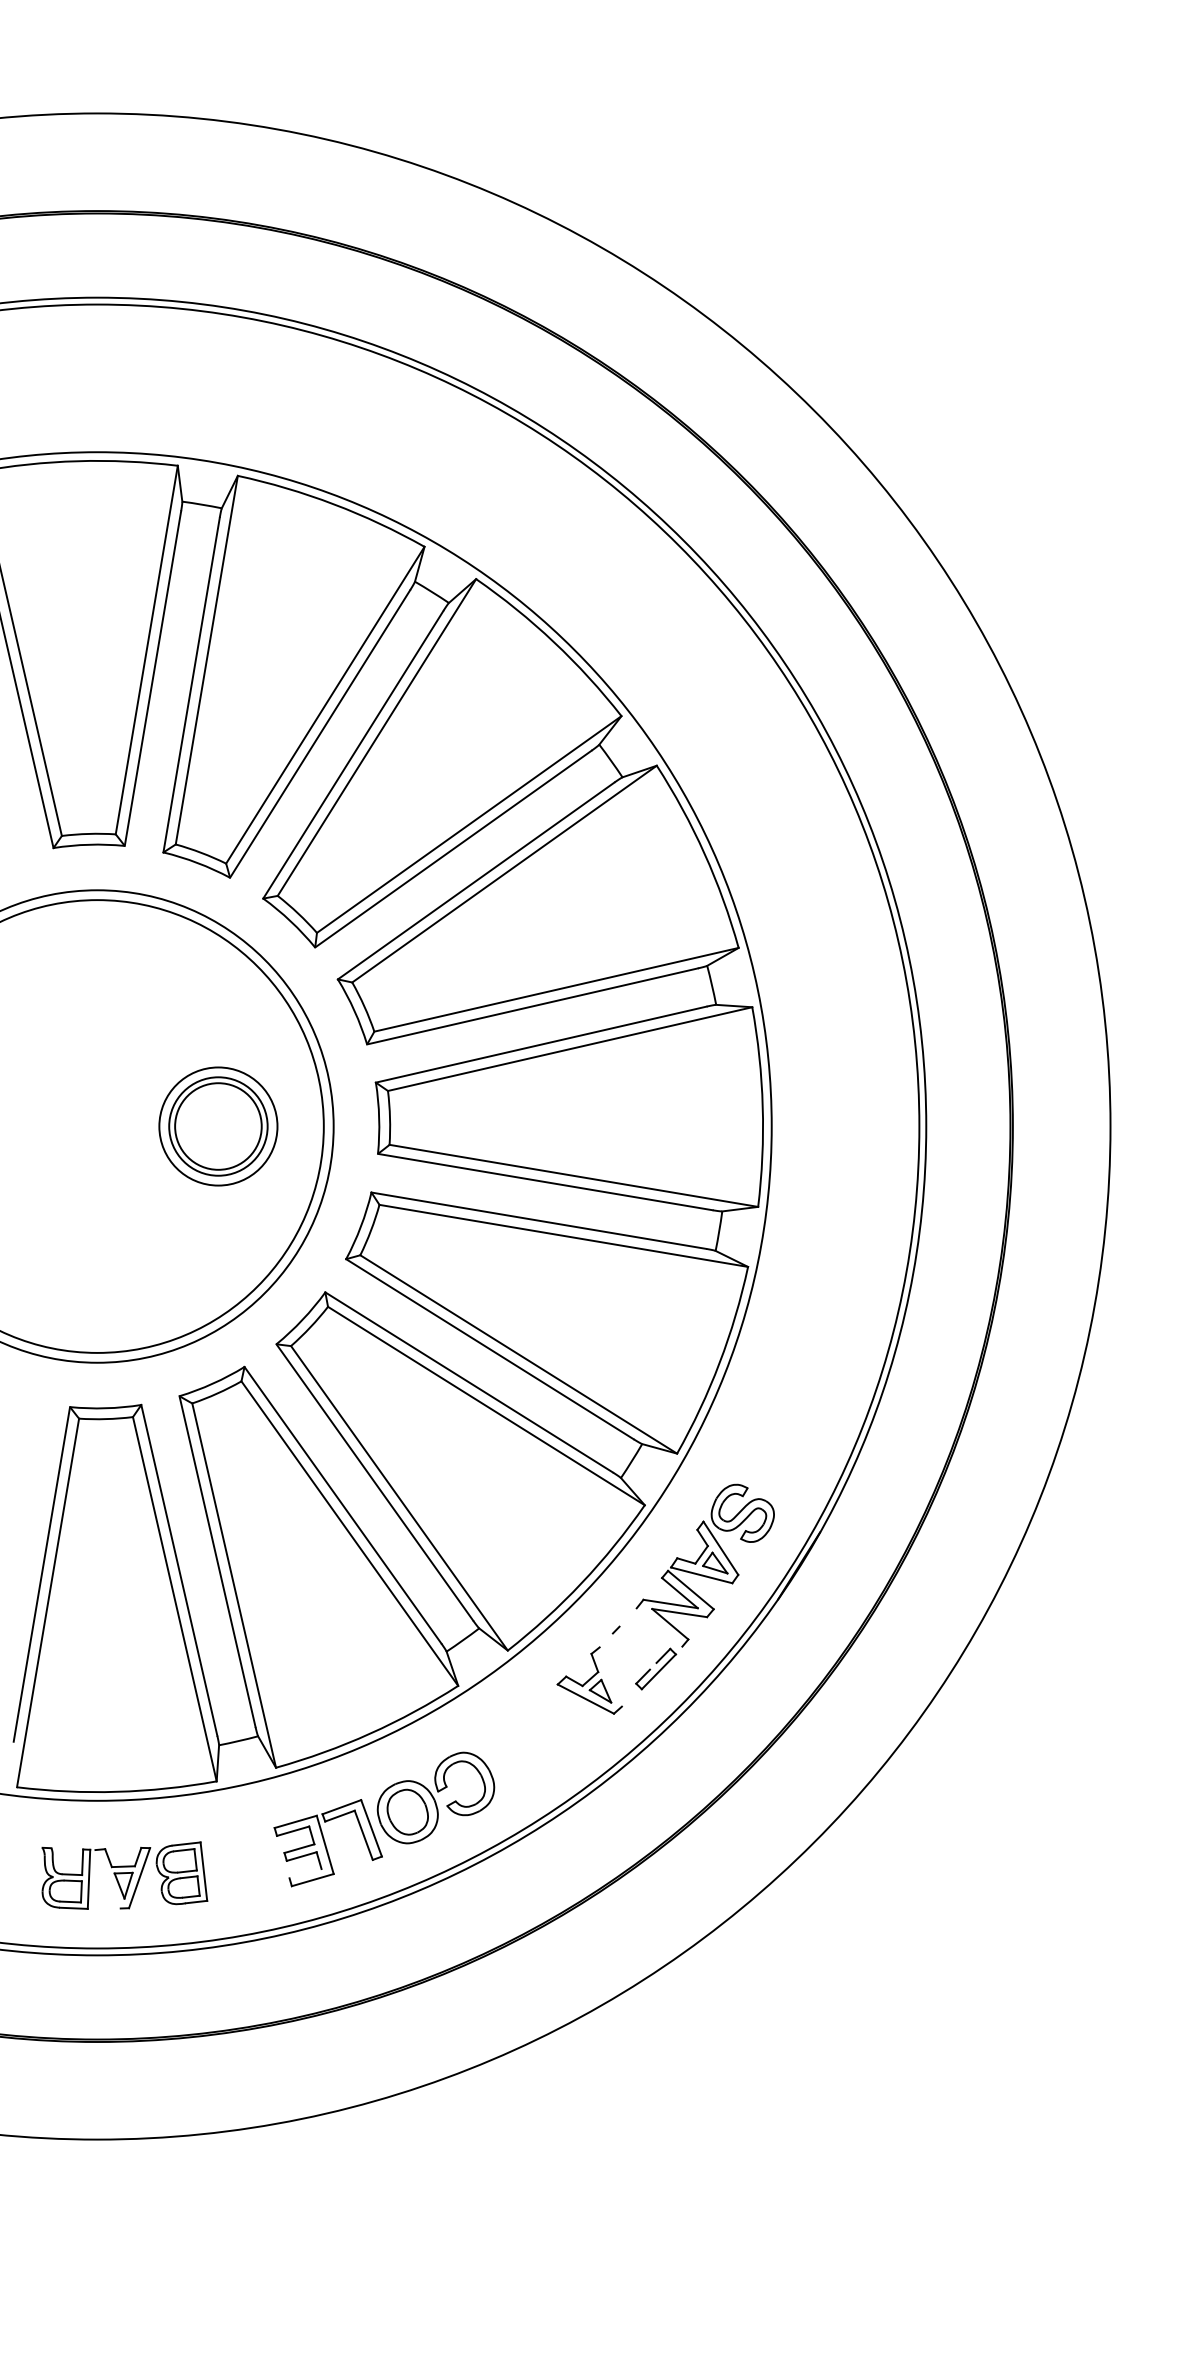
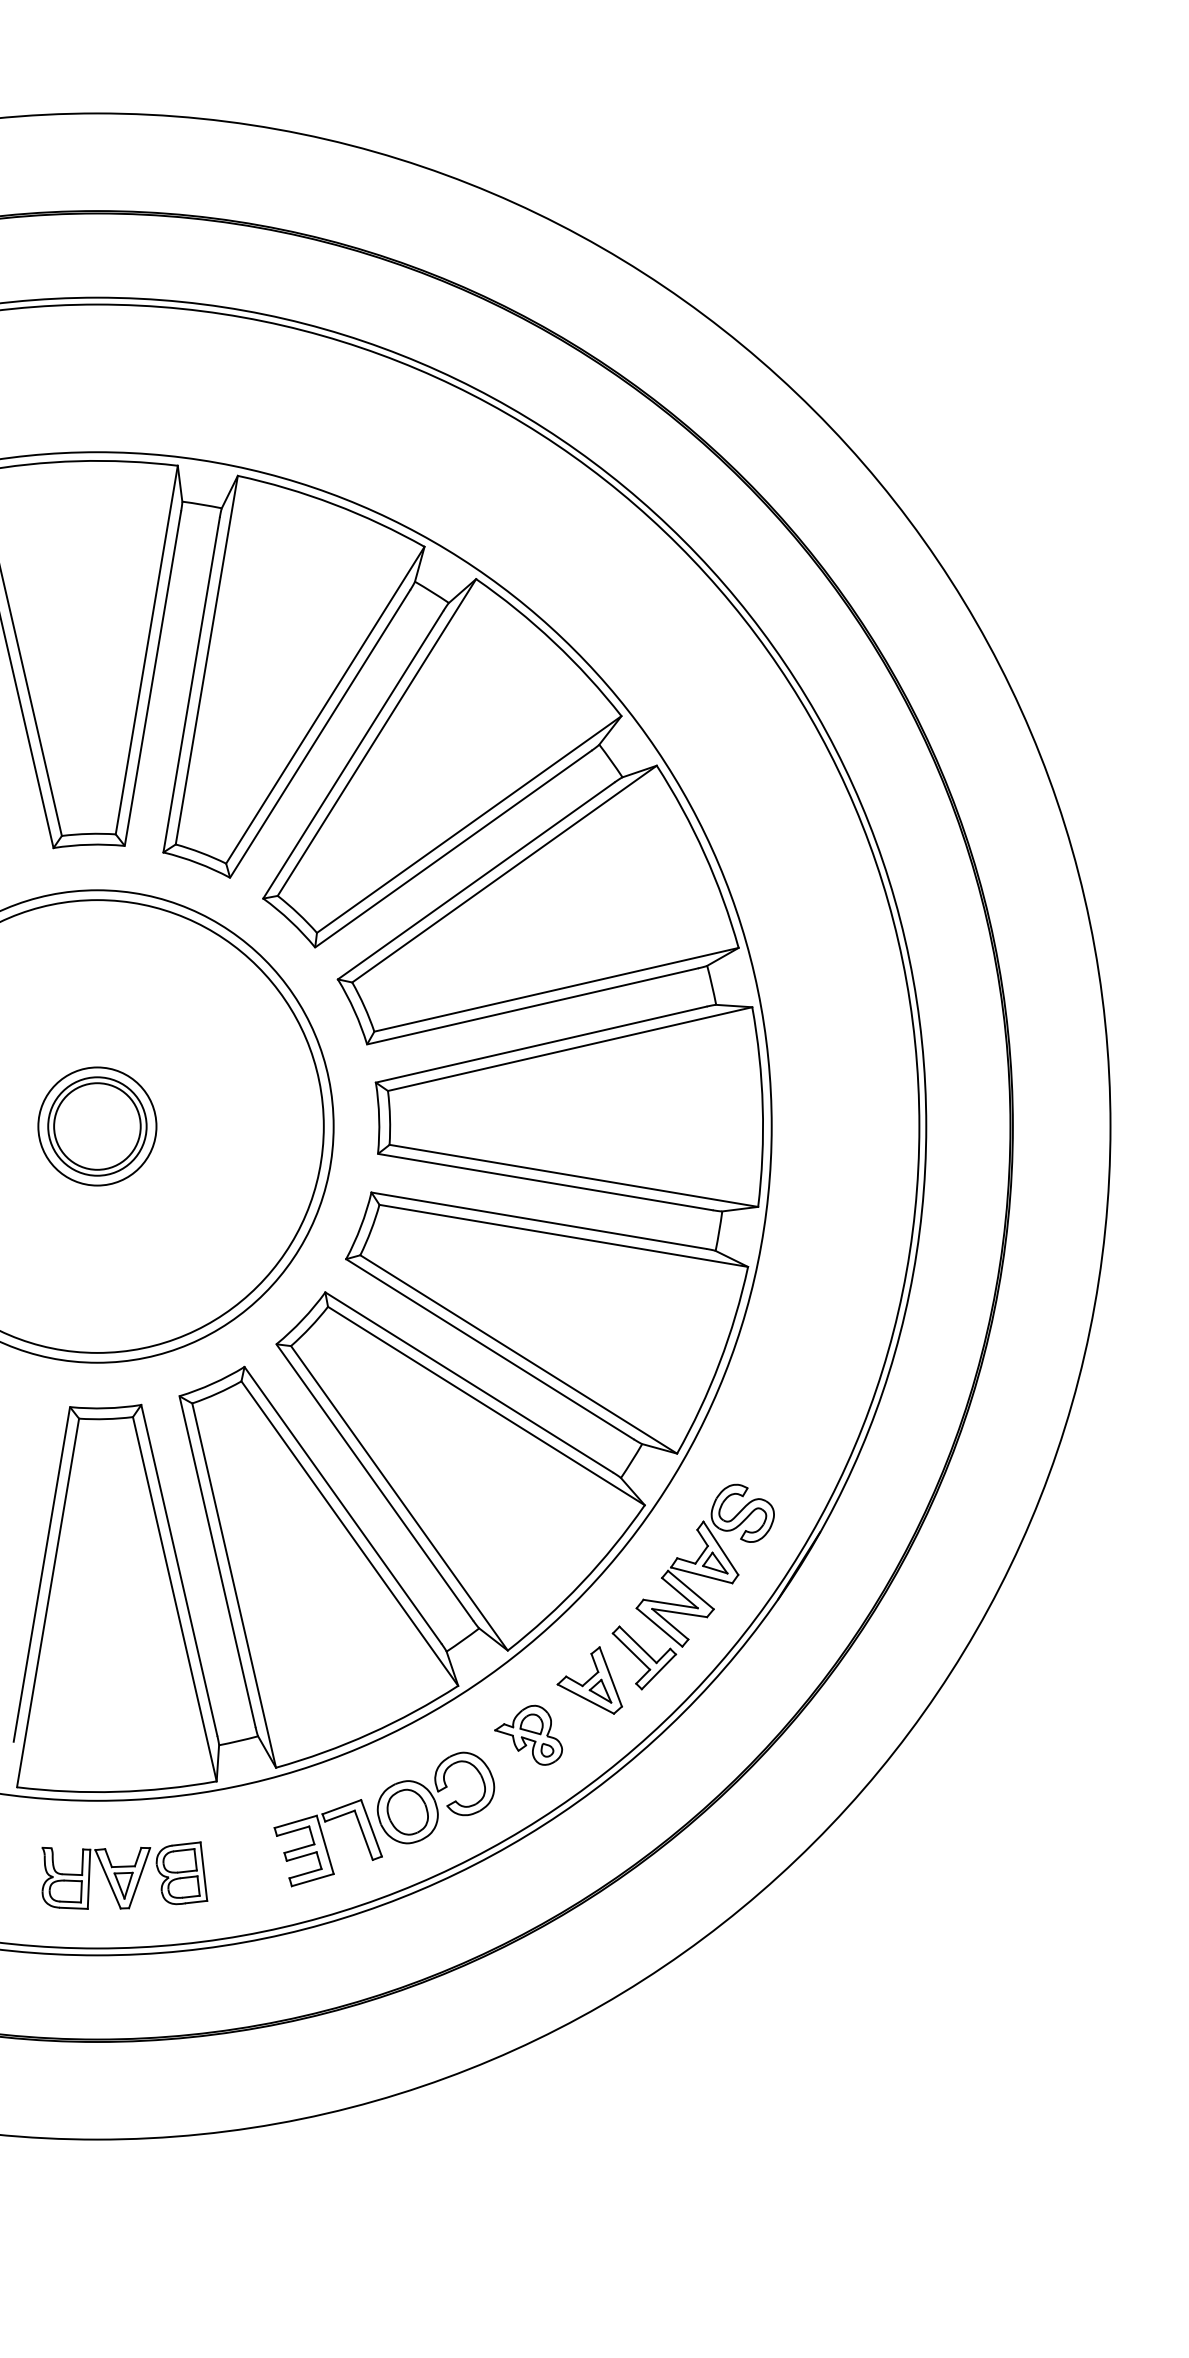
part position: (218, 1126) -> (97, 1126) (97, 1126)
line: none -> present (659, 1627)
line: none -> present (637, 1644)
line: none -> present (630, 1651)
line: none -> present (610, 1676)
part: none -> present (528, 1734)
line: none -> present (305, 1873)
line: none -> present (107, 1879)
